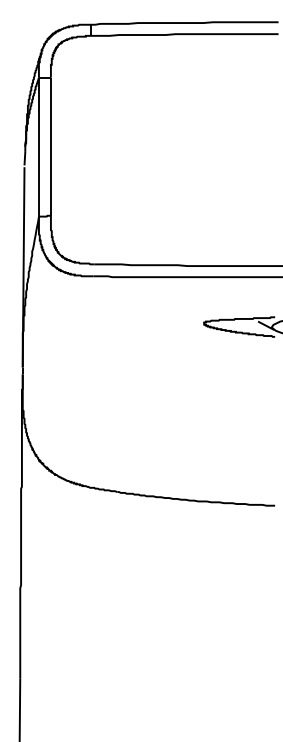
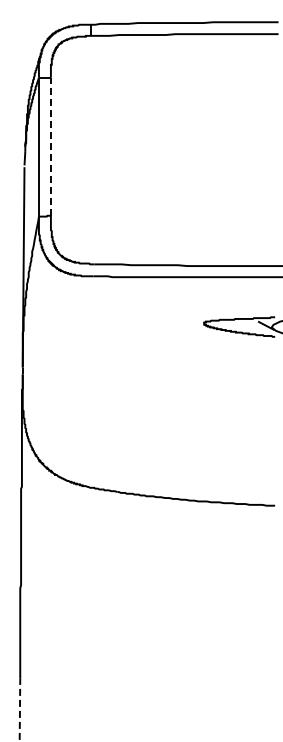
line: solid -> dashed (50, 146)
line: solid -> dashed (19, 709)
